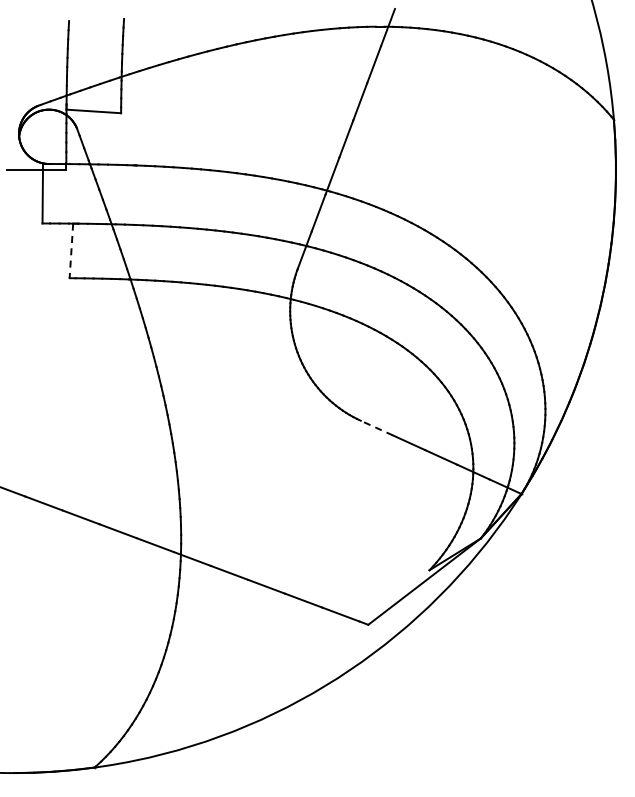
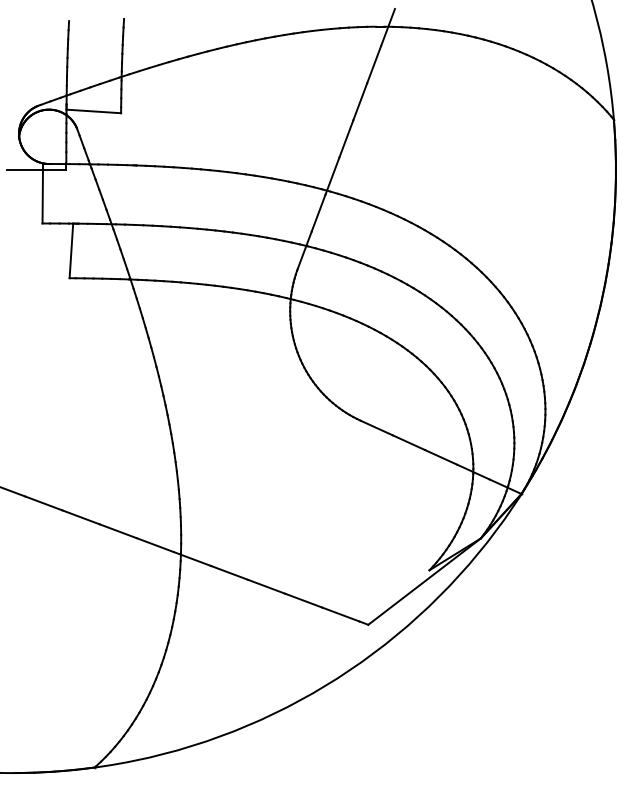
line: dashed -> solid (71, 251)
line: dashed -> solid (376, 428)
